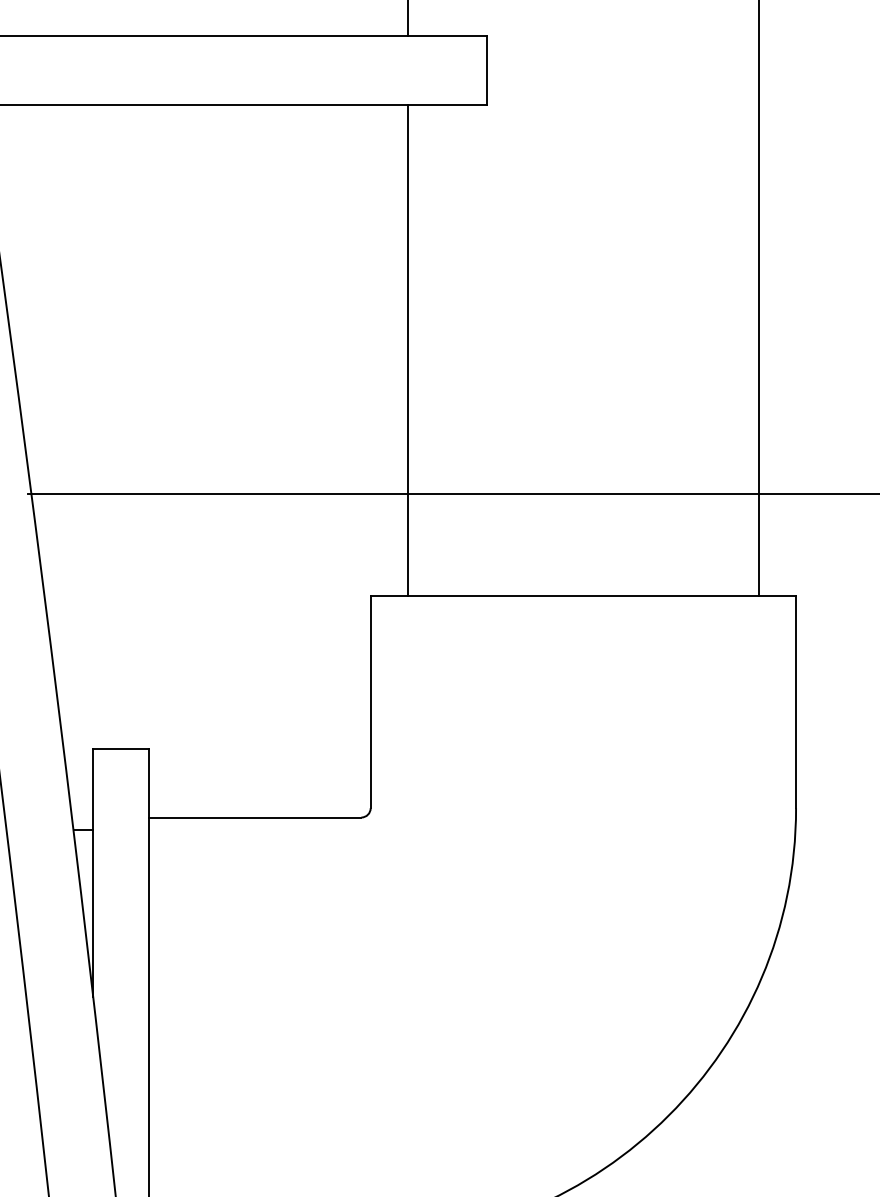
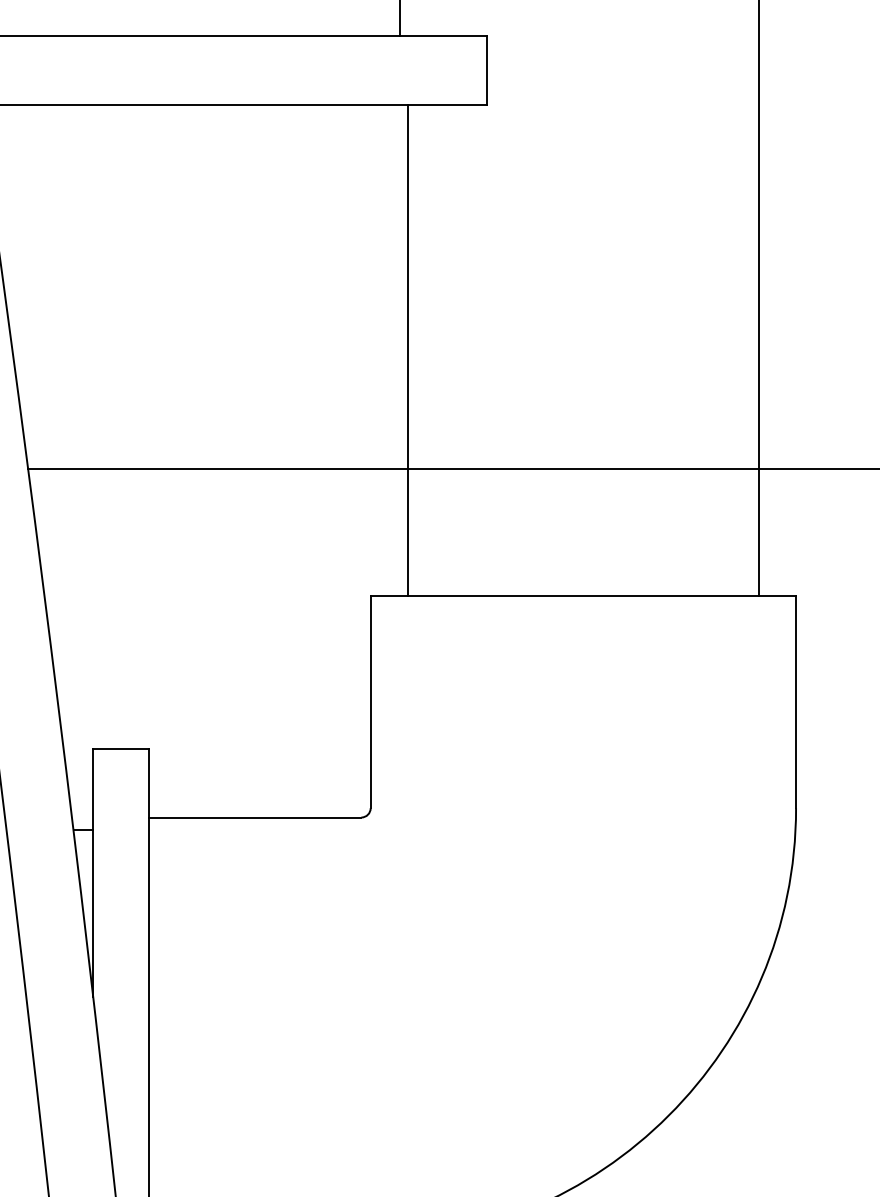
line position: (408, 18) -> (400, 18) (400, 18)
line position: (452, 493) -> (452, 468) (452, 468)
